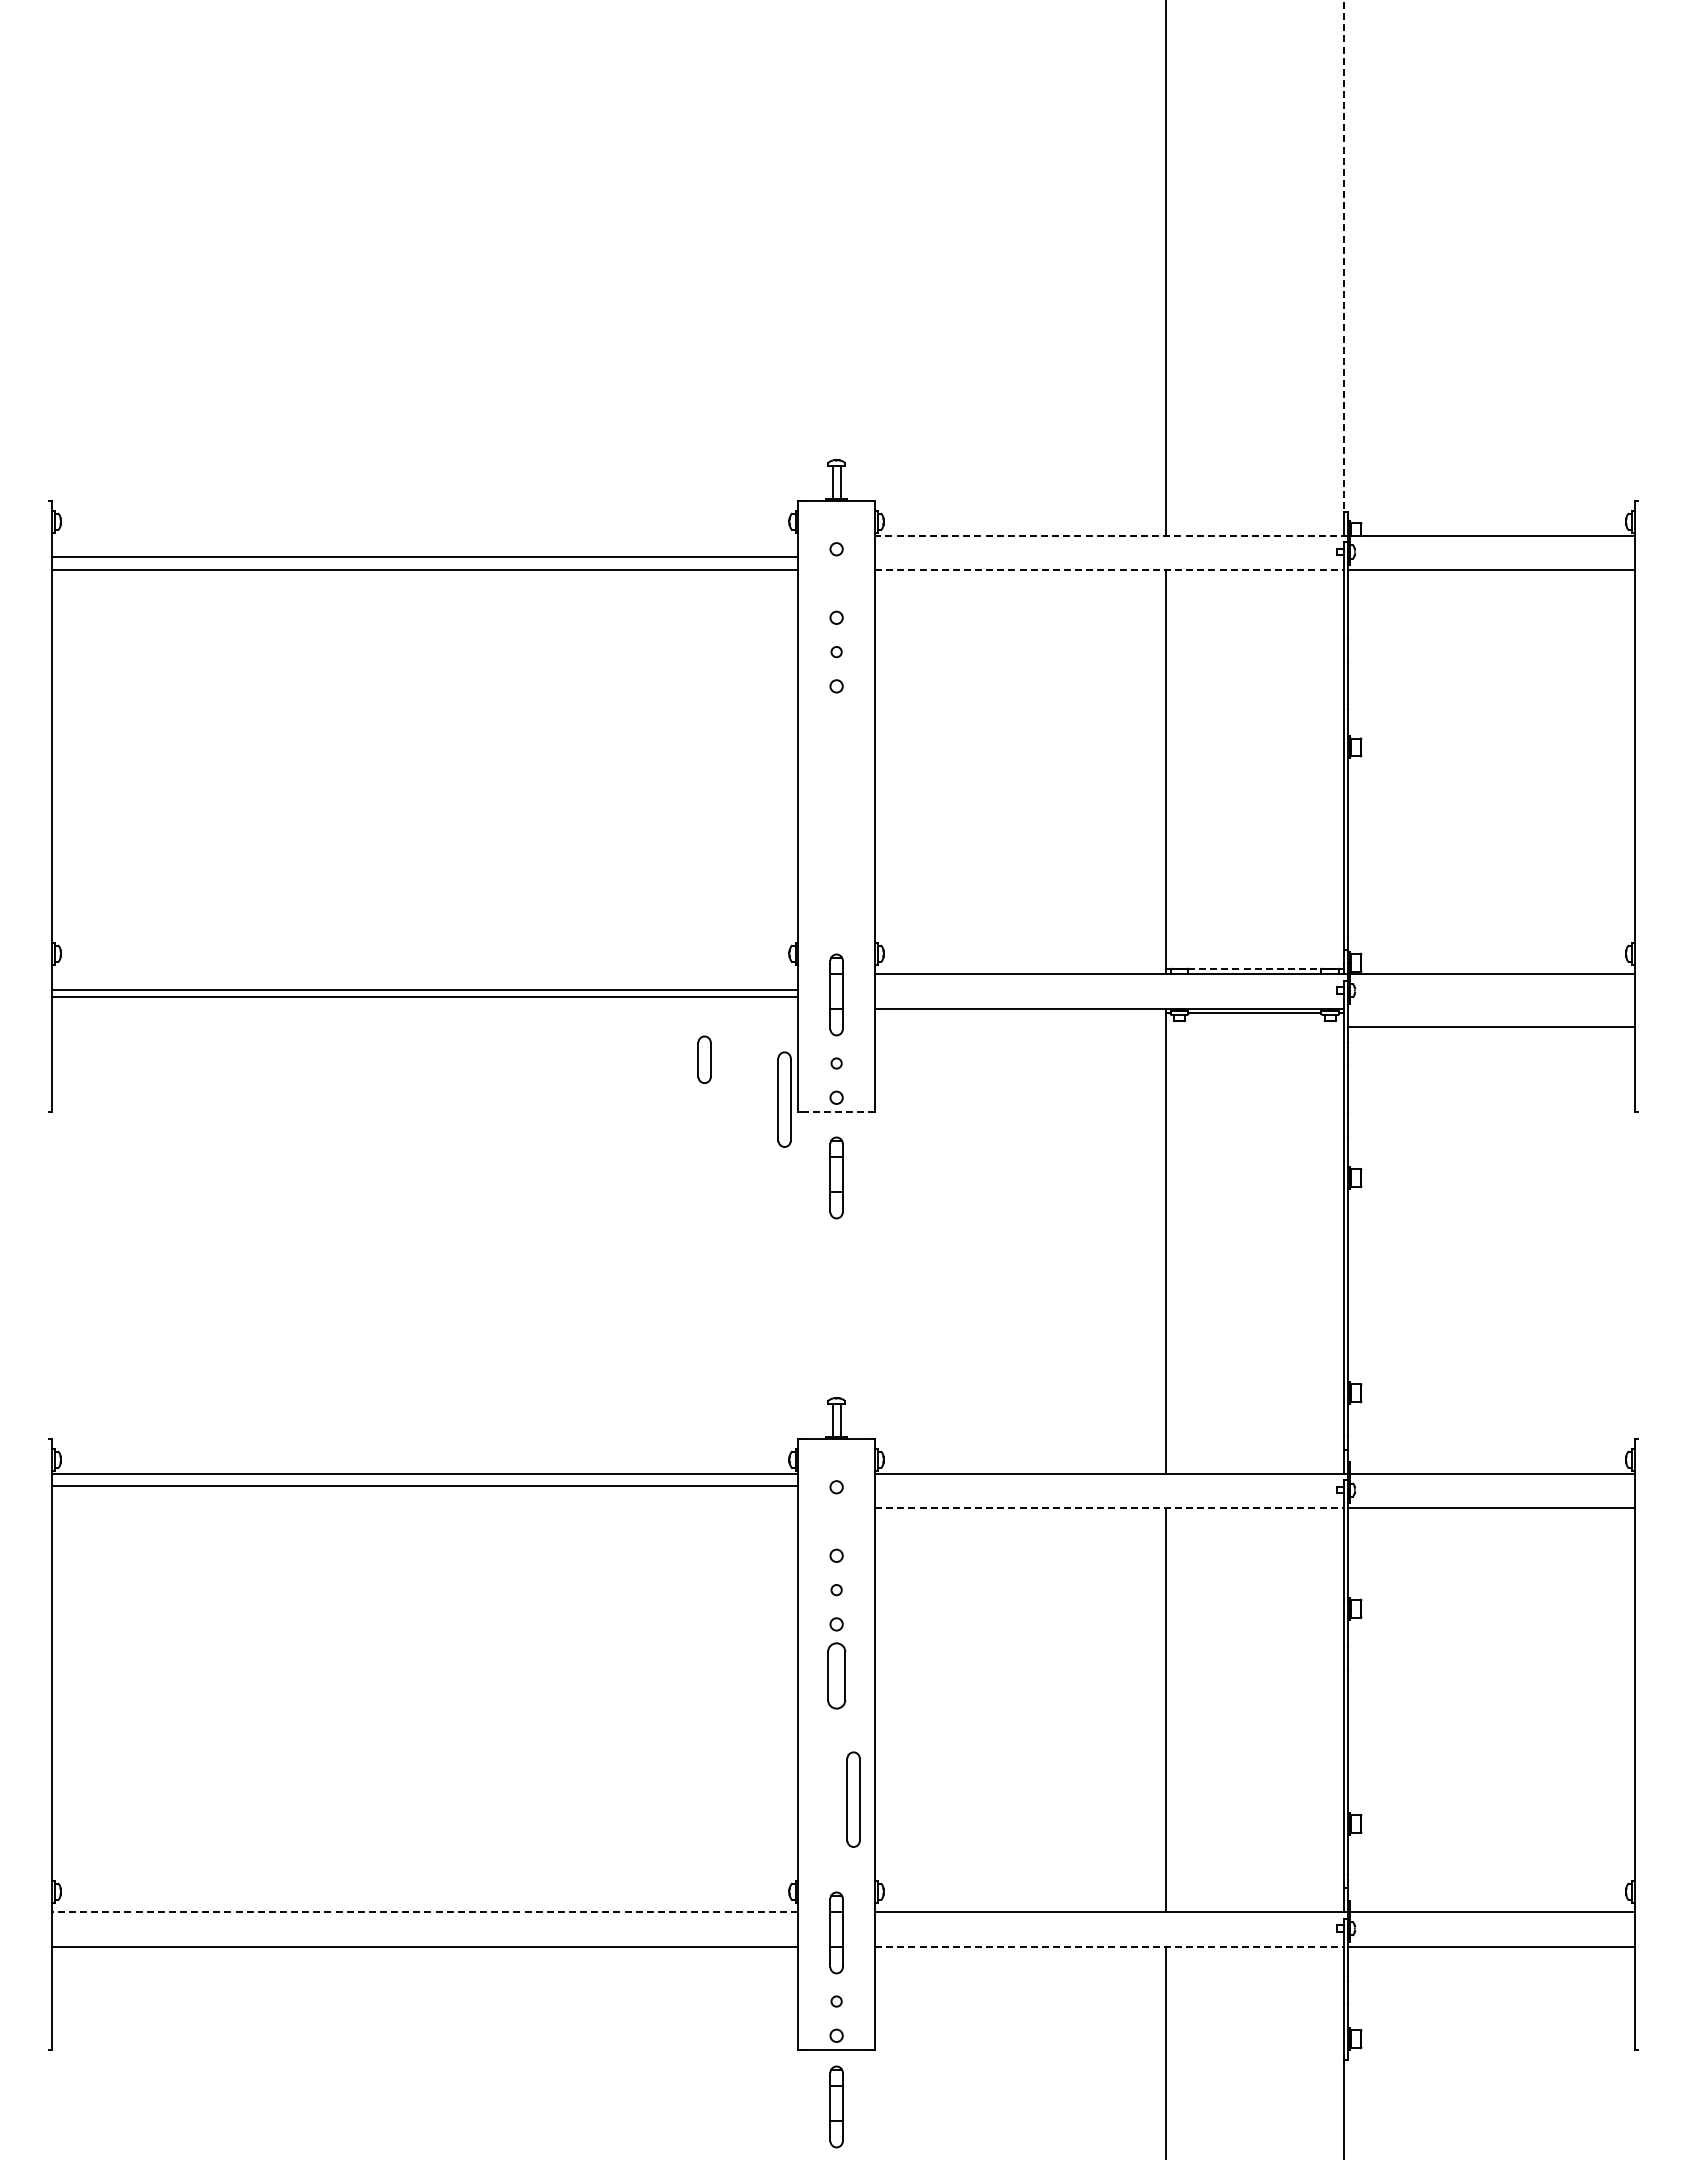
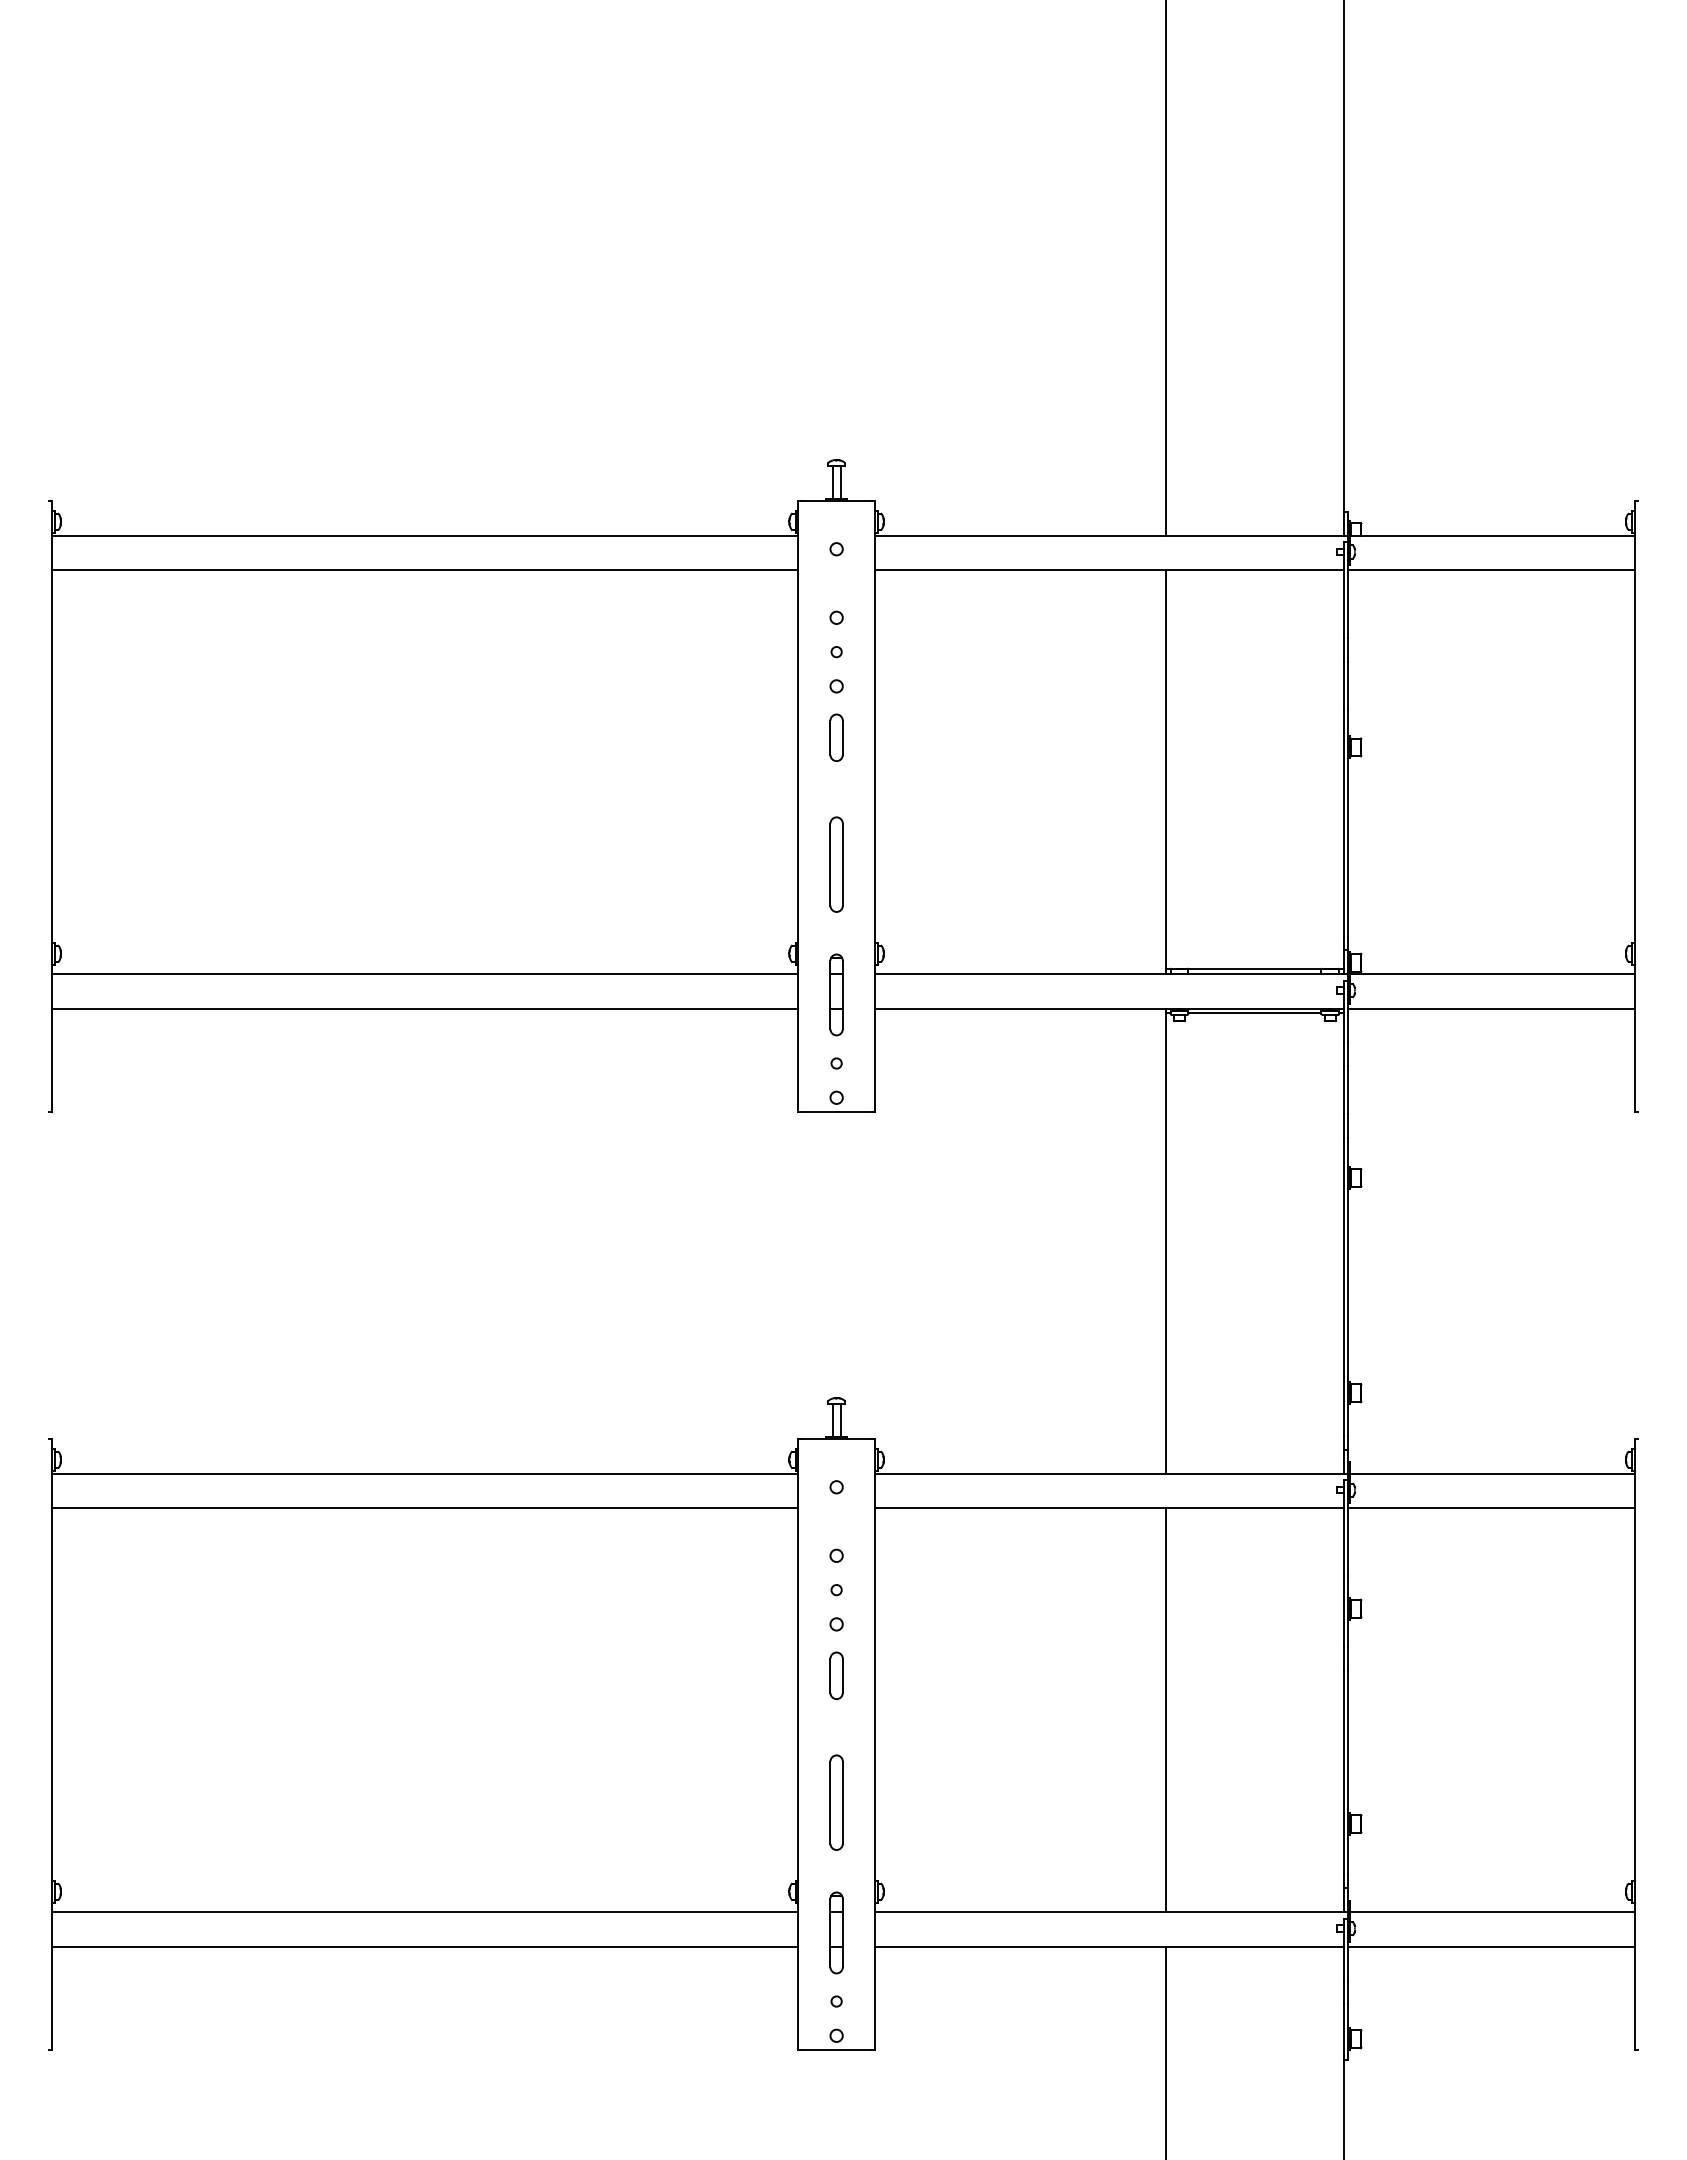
line: dashed -> solid (1344, 256)
line: dashed -> solid (1111, 535)
line position: (425, 556) -> (425, 535) (425, 535)
line: dashed -> solid (1109, 569)
line: dashed -> solid (1254, 968)
line position: (425, 989) -> (425, 1008) (425, 1008)
line position: (425, 997) -> (425, 974) (425, 974)
line position: (1491, 1026) -> (1491, 1008) (1491, 1008)
part position: (704, 1059) -> (836, 737) (836, 737)
part position: (784, 1099) -> (836, 864) (836, 864)
line: dashed -> solid (836, 1111)
part: present -> none (836, 1177)
line position: (425, 1485) -> (425, 1507) (425, 1507)
line: dashed -> solid (1109, 1507)
part size: 20x68 px -> 15x49 px (836, 1675)
part position: (853, 1799) -> (836, 1802) (836, 1802)
line: dashed -> solid (424, 1912)
line: dashed -> solid (1109, 1946)
part: present -> none (836, 2106)
